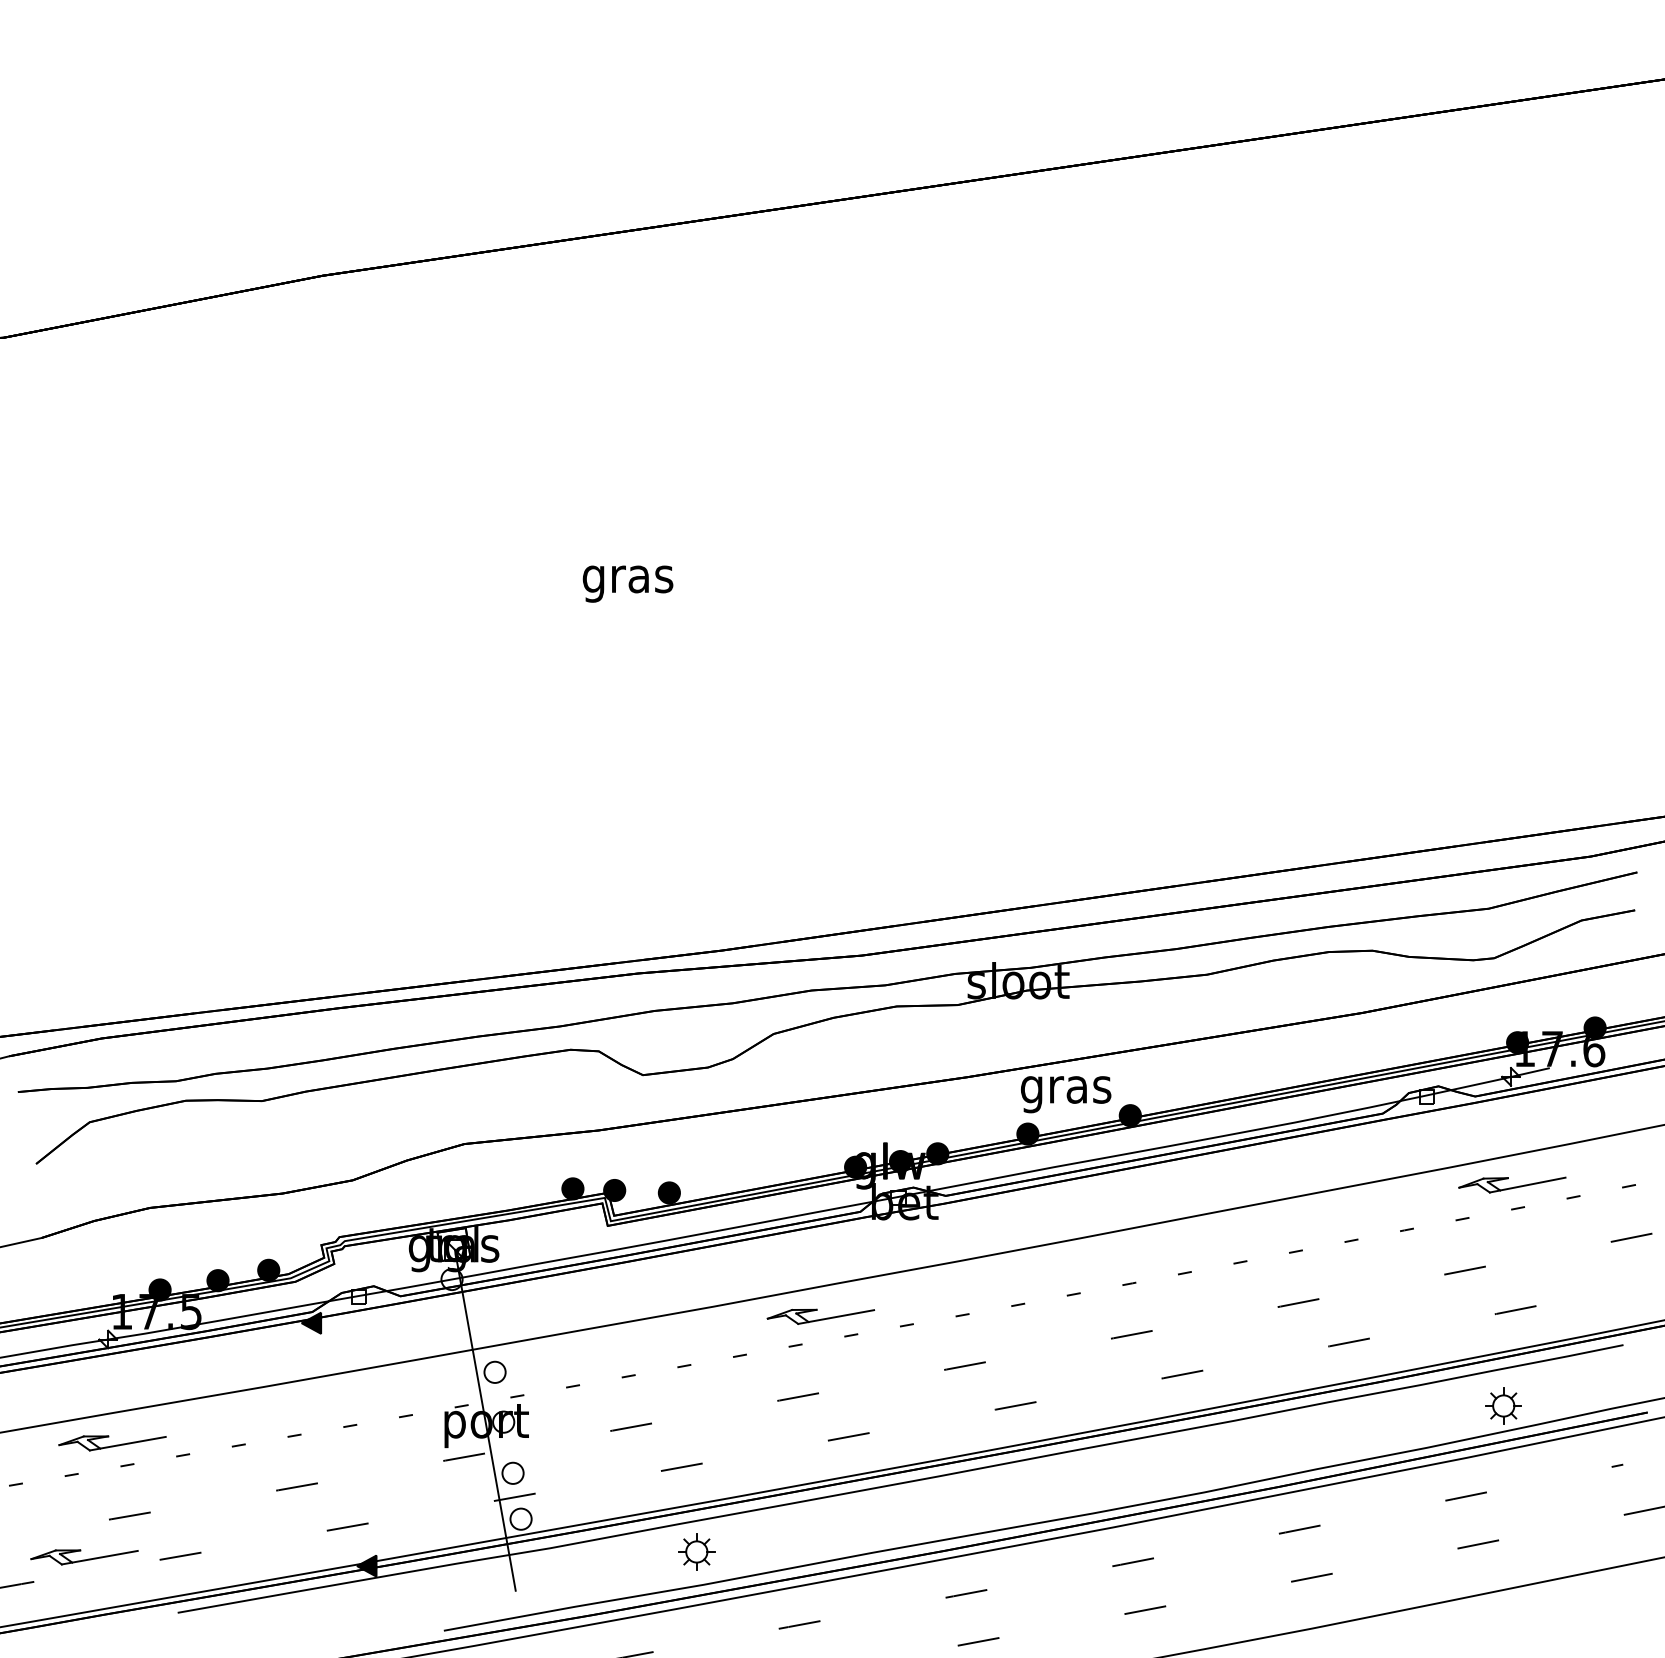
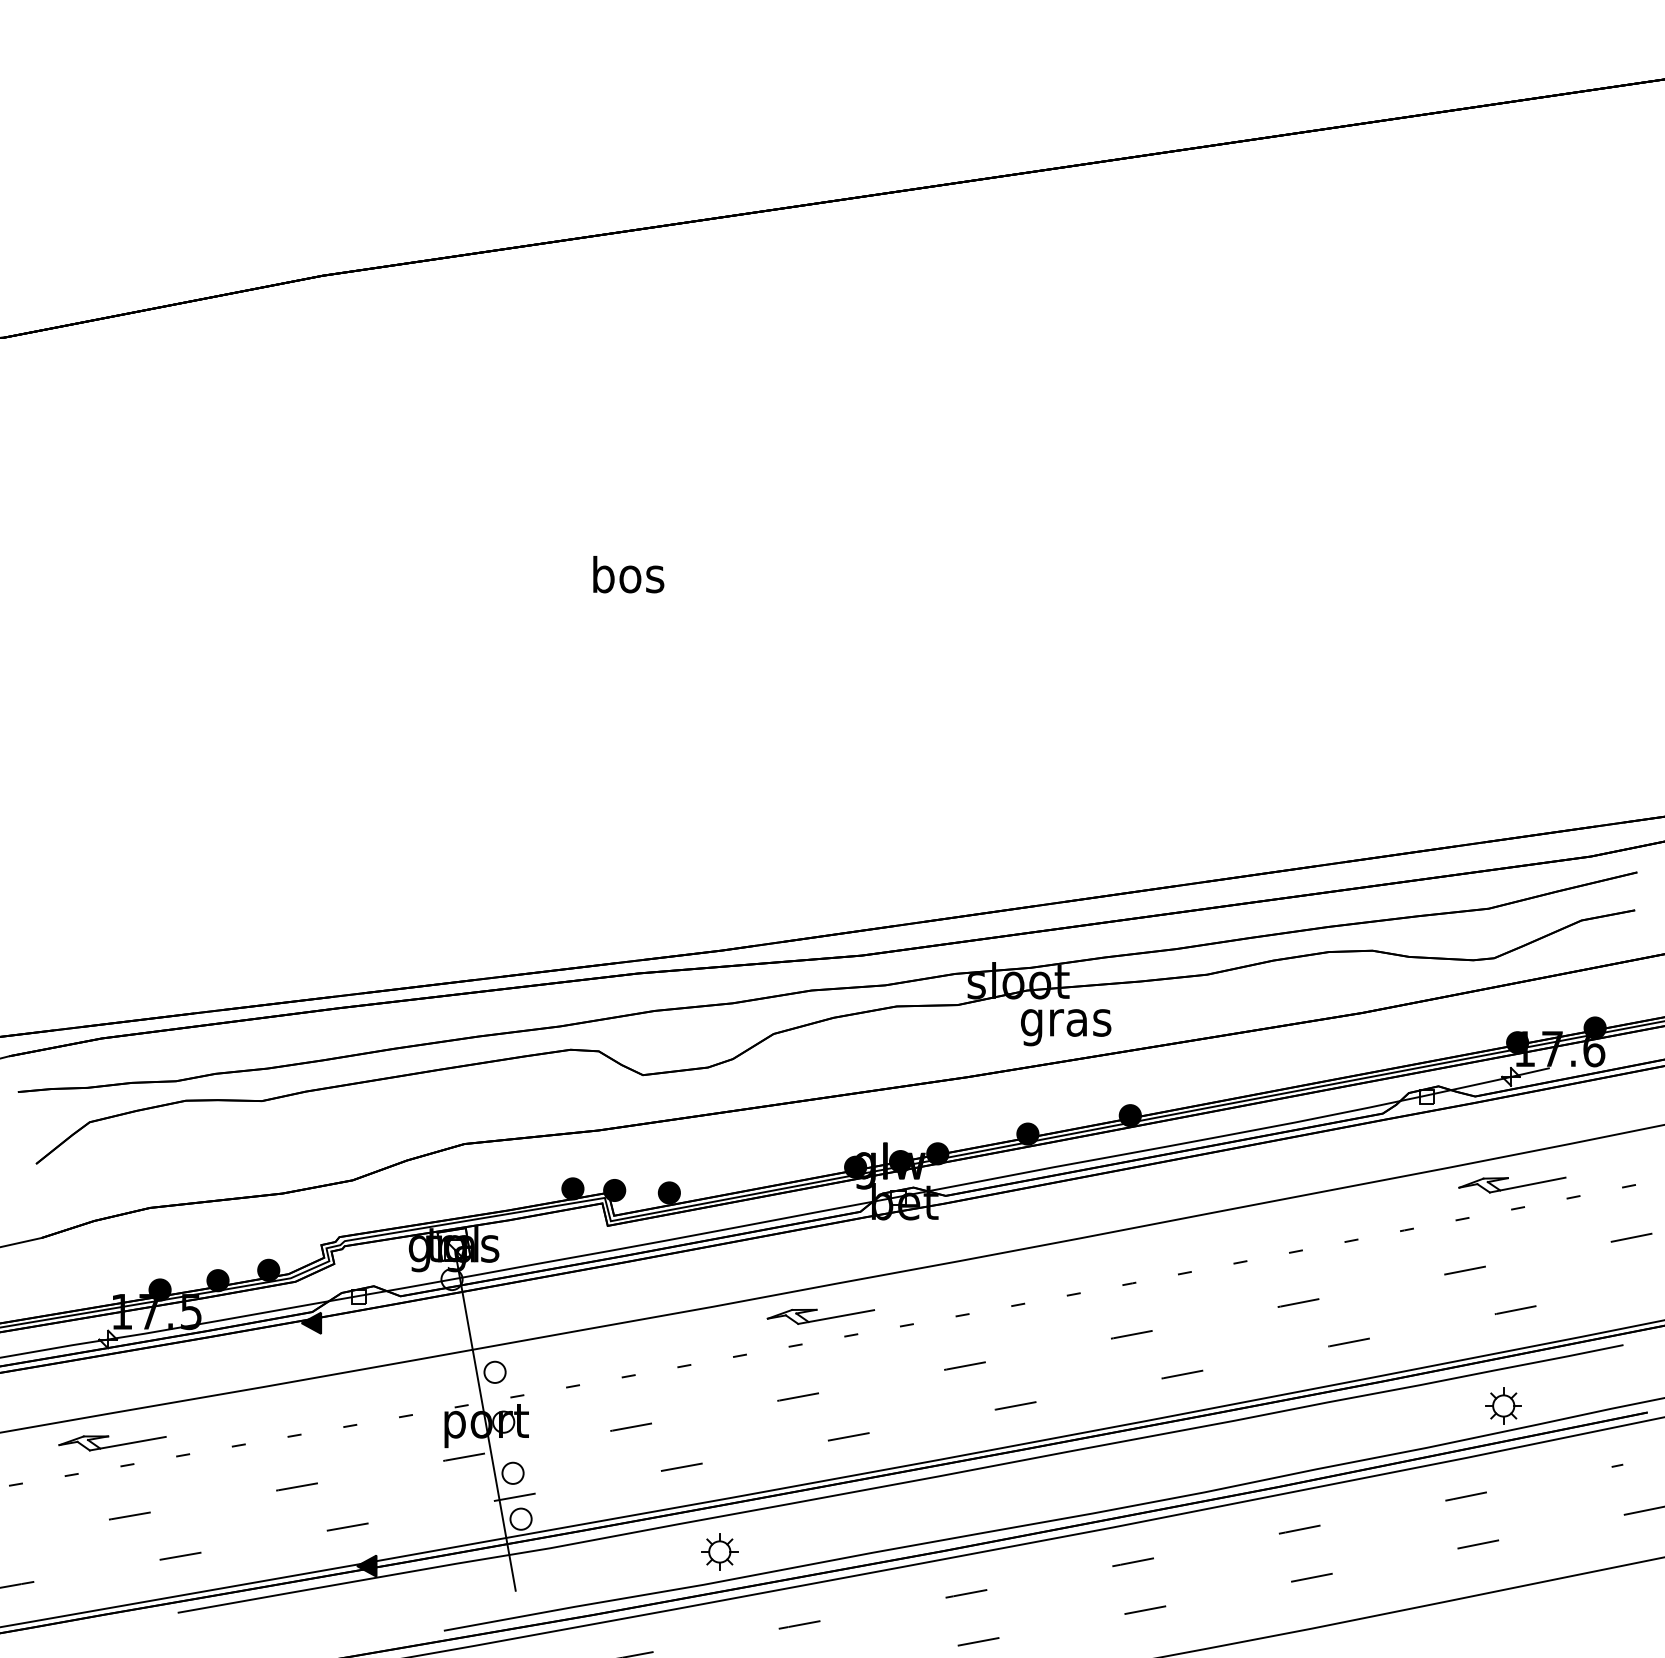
text: gras -> bos (627, 579)
text position: (1066, 1094) -> (1066, 1027) (1066, 1027)
part position: (696, 1551) -> (719, 1551) (719, 1551)
part: present -> none (84, 1557)
